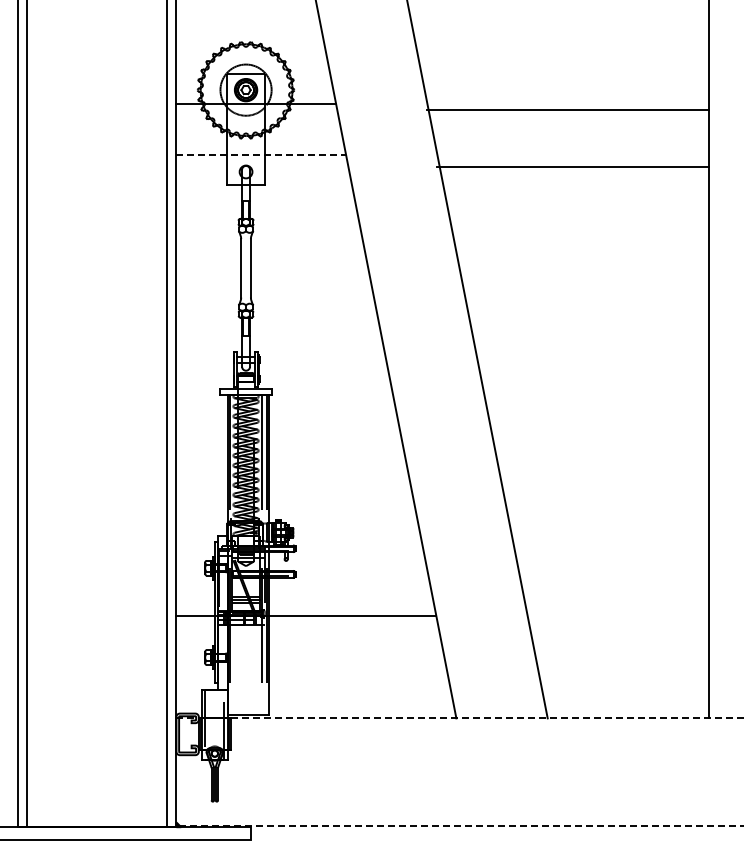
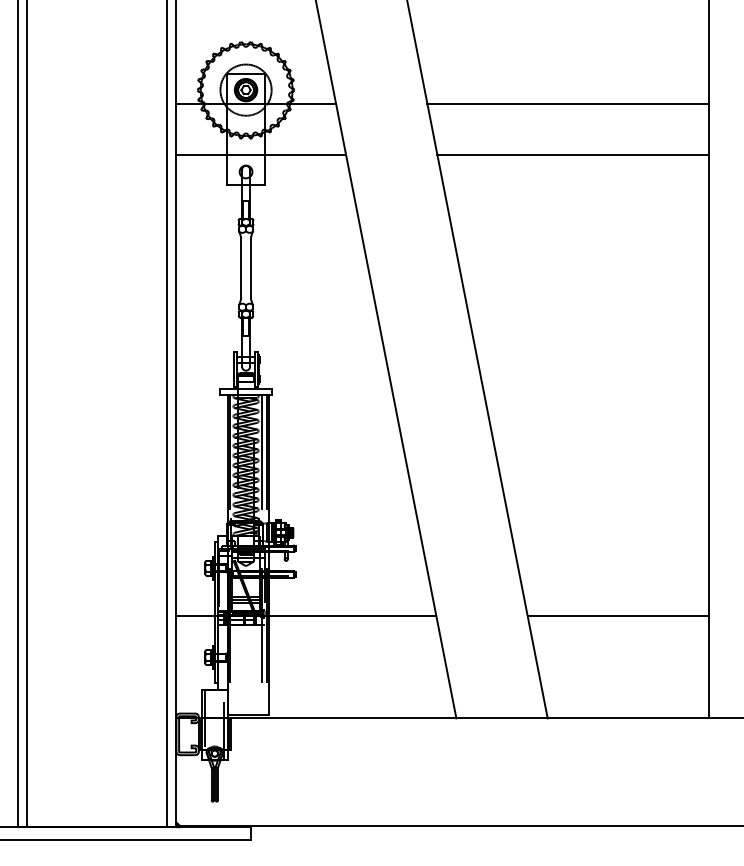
line position: (568, 109) -> (568, 103) (568, 103)
line: dashed -> solid (261, 155)
line position: (573, 167) -> (573, 155) (573, 155)
line: none -> present (618, 615)
line: dashed -> solid (743, 825)
